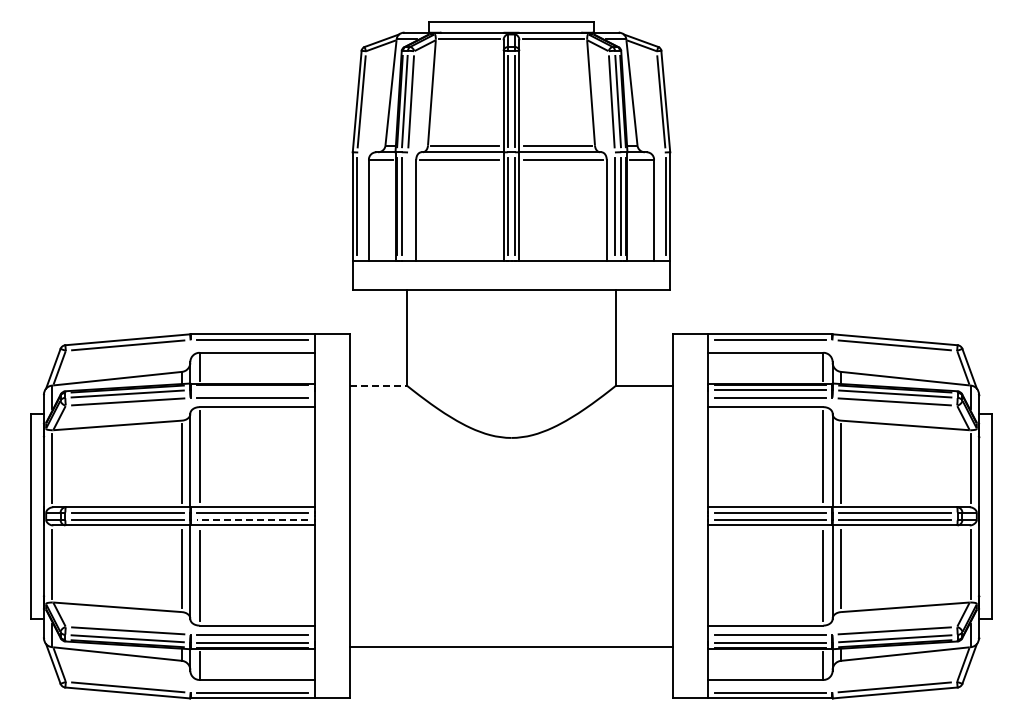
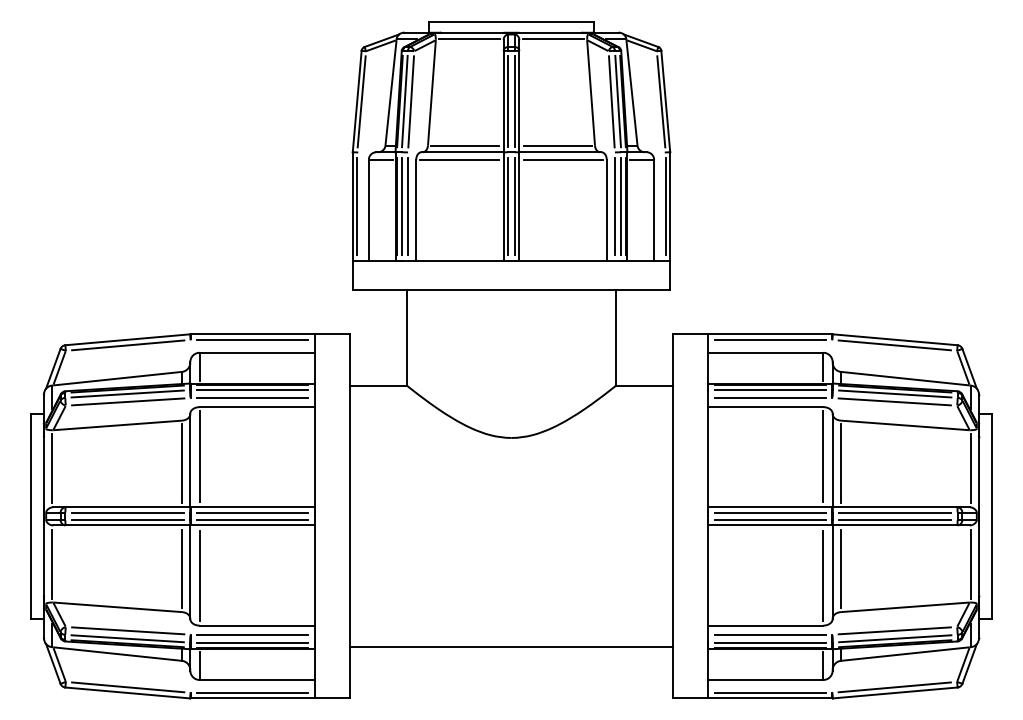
line: none -> present (408, 206)
line: dashed -> solid (378, 385)
line: none -> present (252, 390)
line: dashed -> solid (252, 519)
